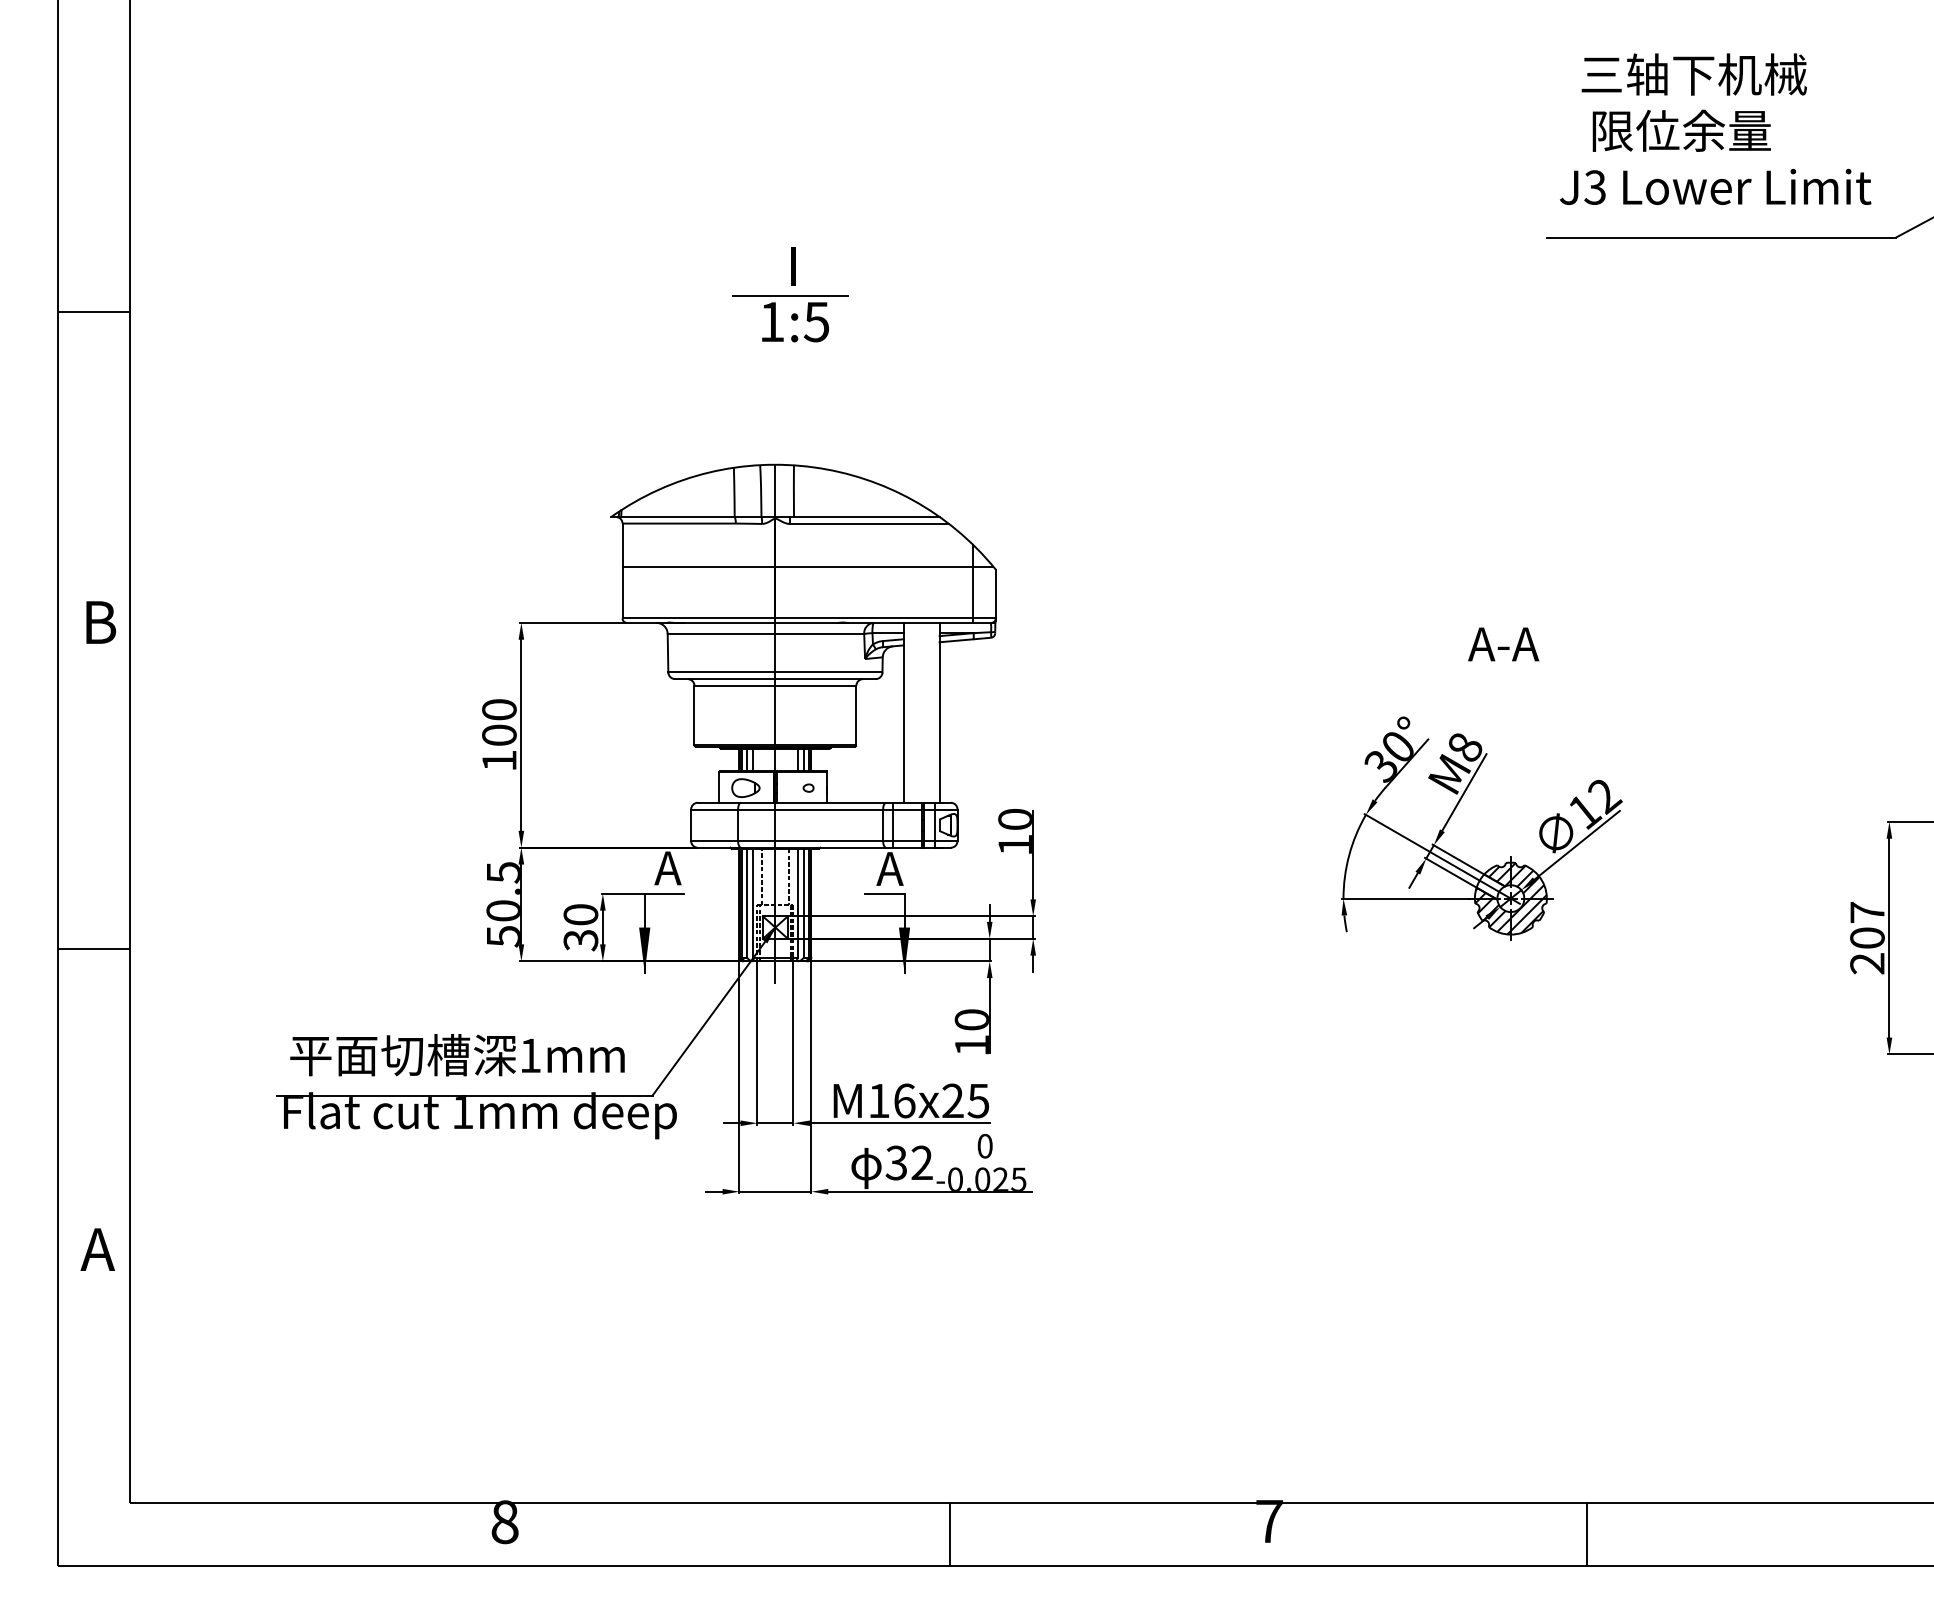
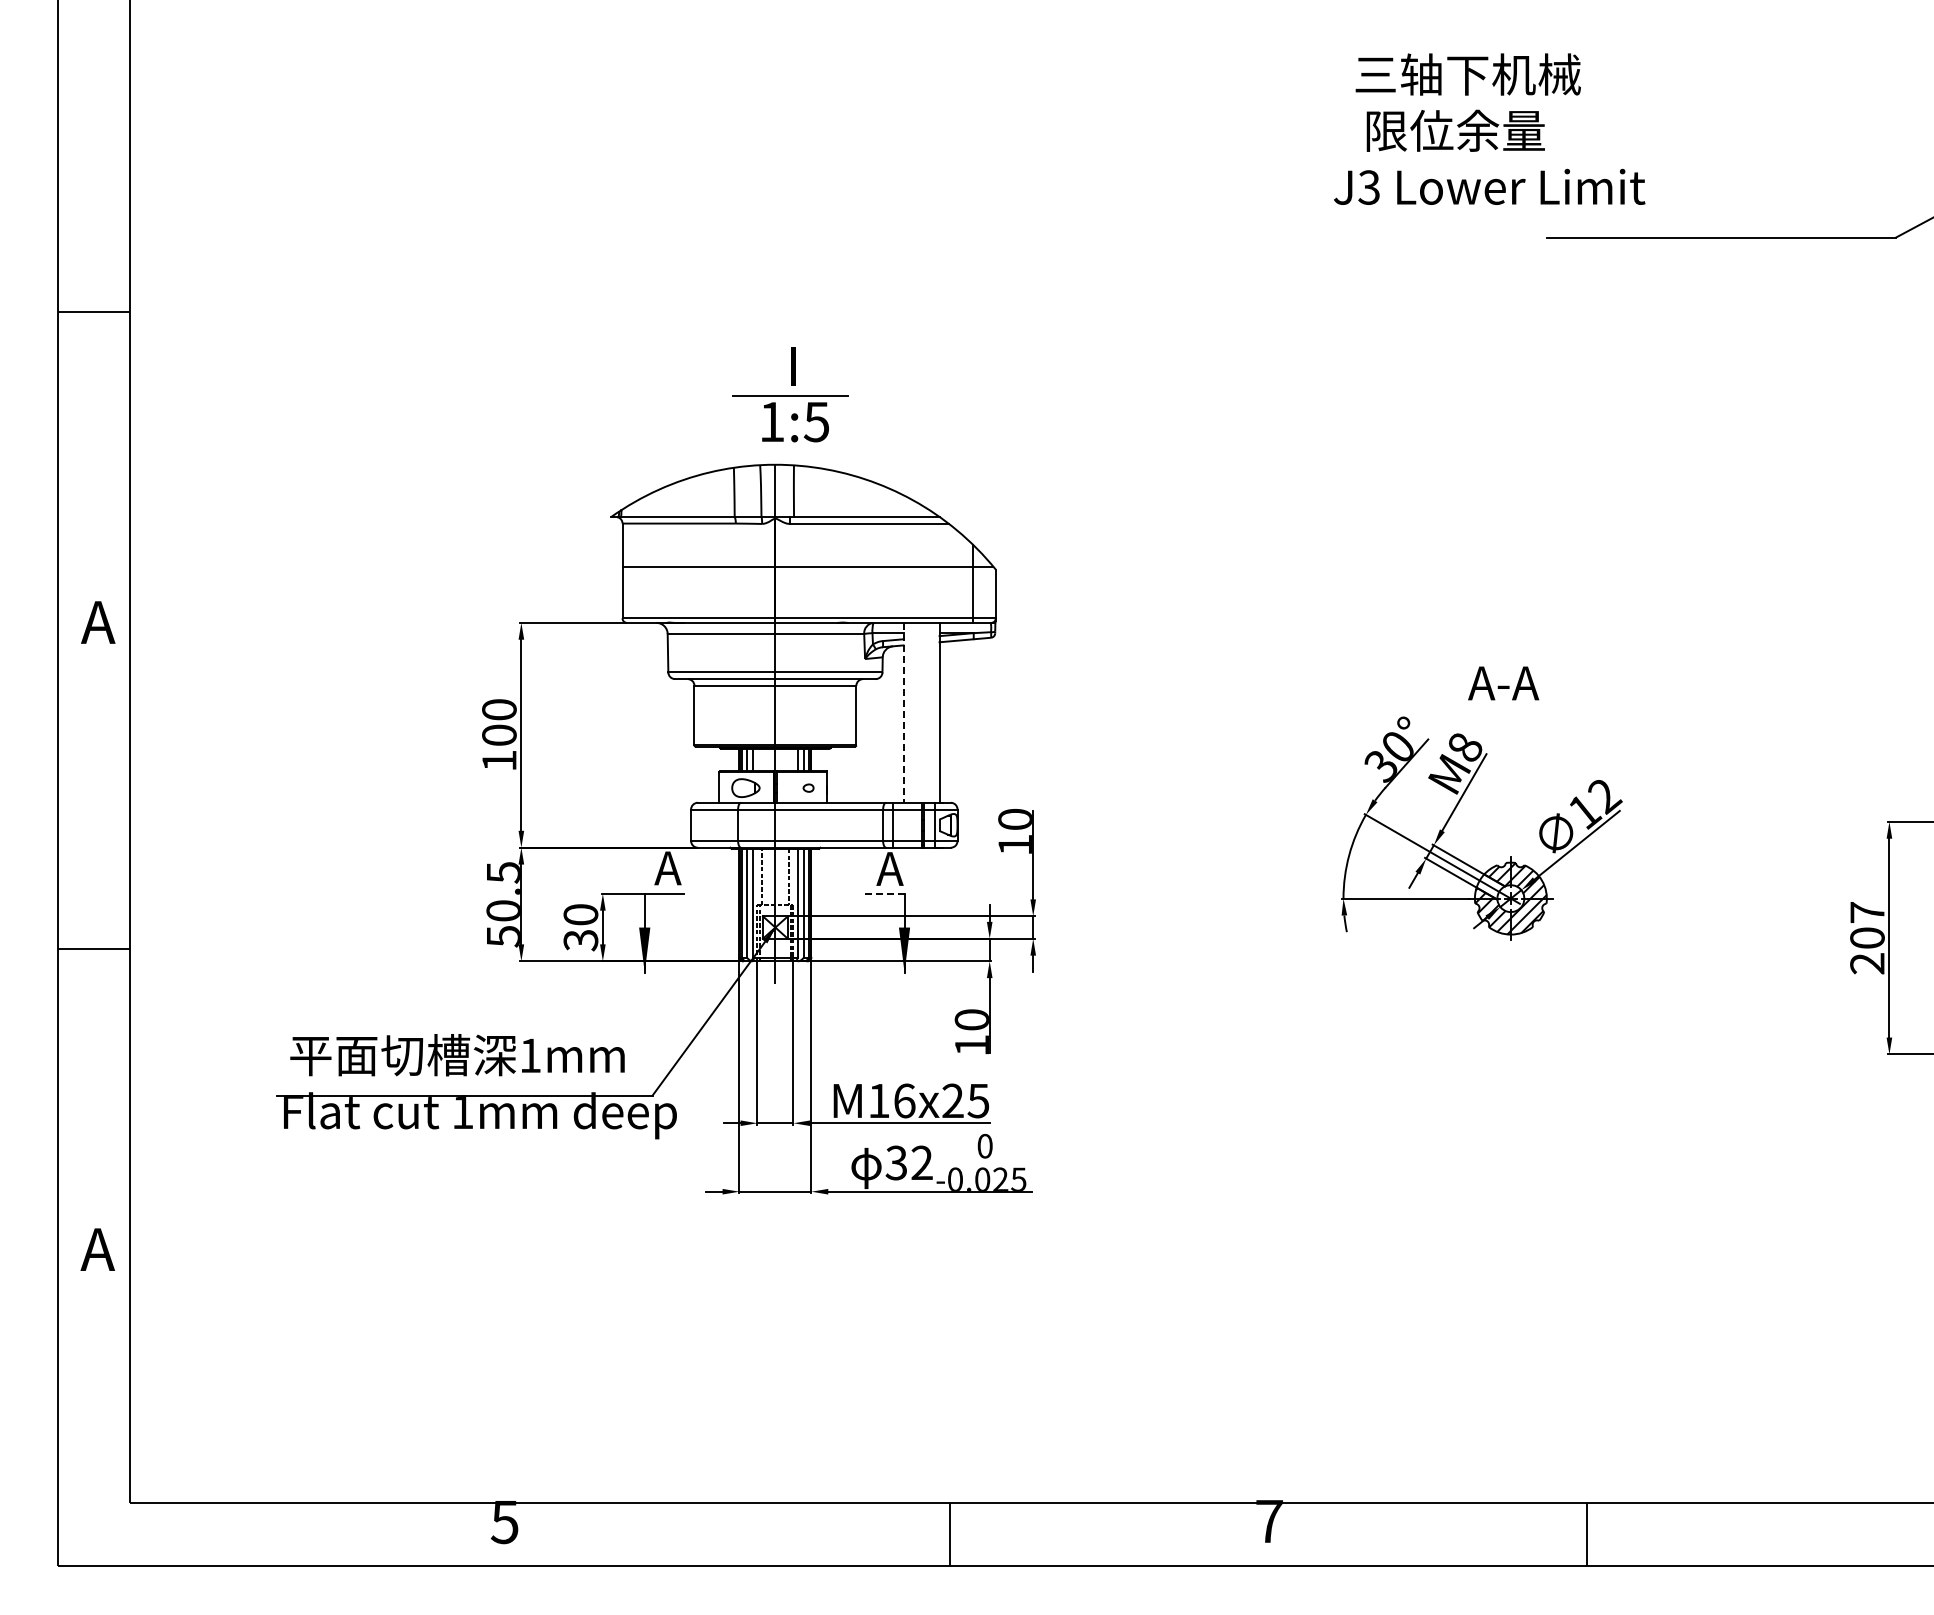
text position: (1715, 128) -> (1489, 128) (1489, 128)
part position: (790, 294) -> (790, 394) (790, 394)
text: B -> A (98, 622)
text position: (1503, 644) -> (1503, 683) (1503, 683)
line: solid -> dashed (903, 712)
line: solid -> dashed (884, 893)
text: 8 -> 5 (504, 1522)
